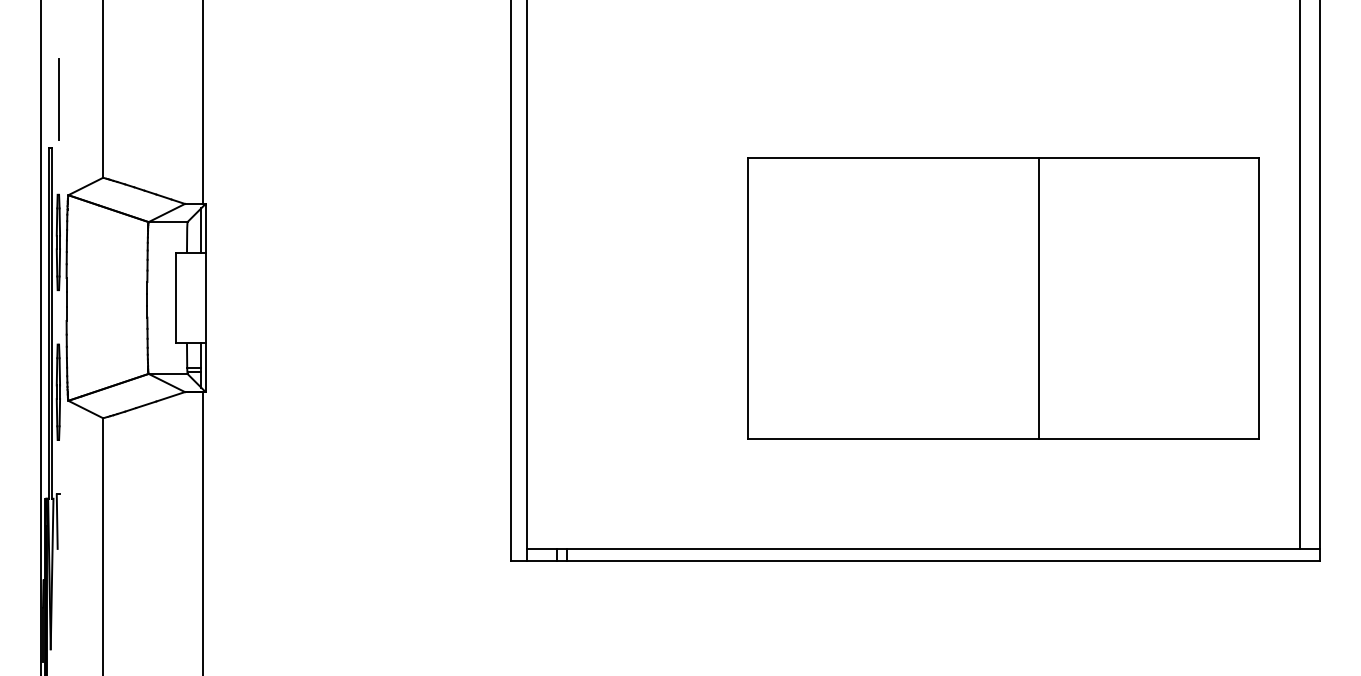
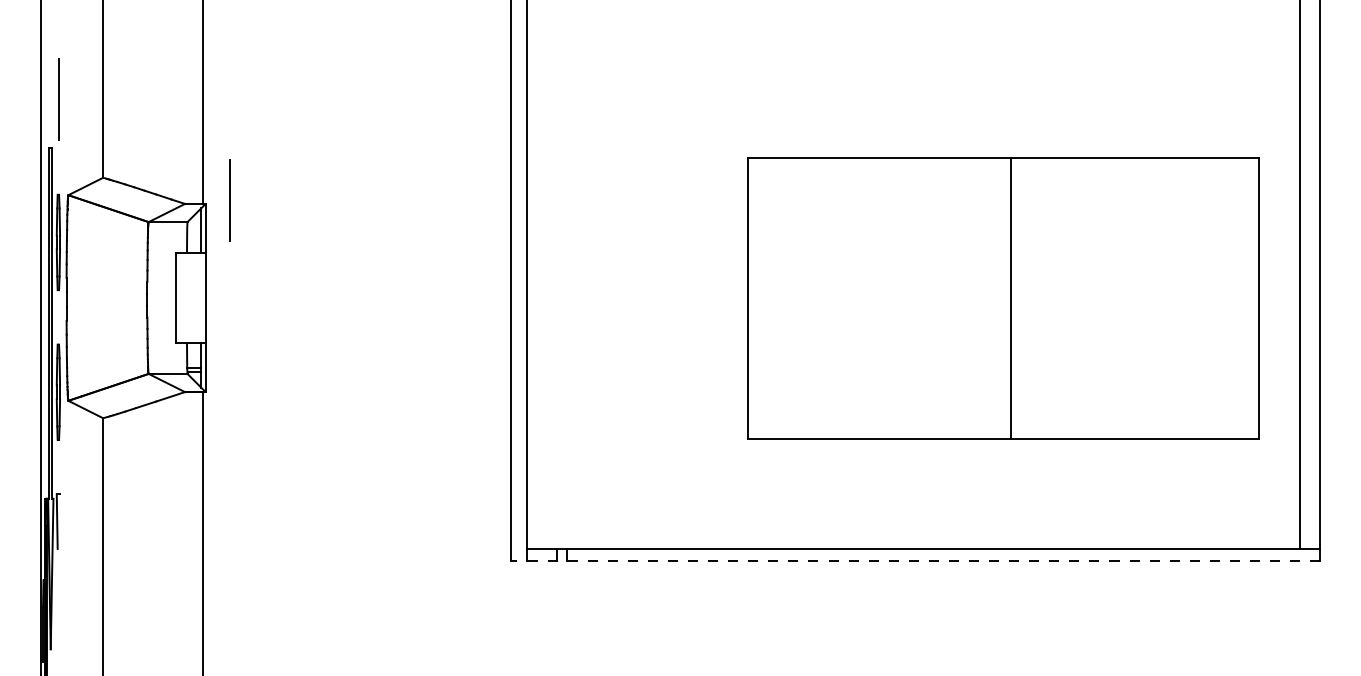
line: none -> present (229, 200)
line position: (1038, 297) -> (1010, 297) (1010, 297)
line: solid -> dashed (915, 560)
